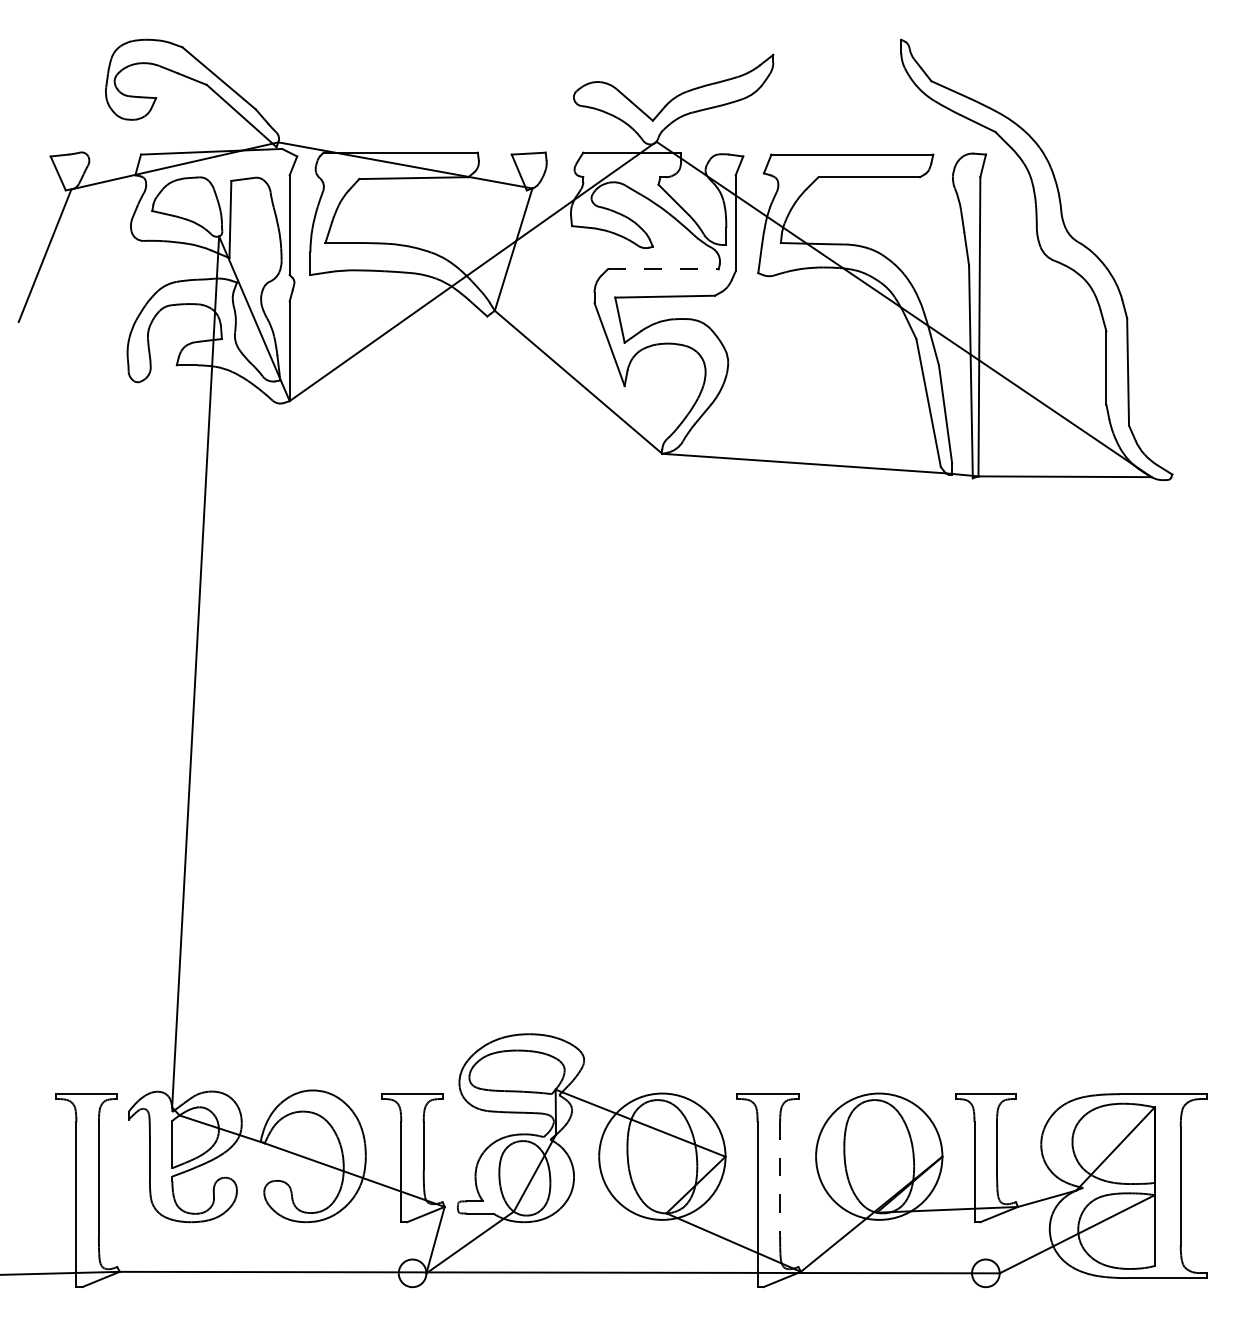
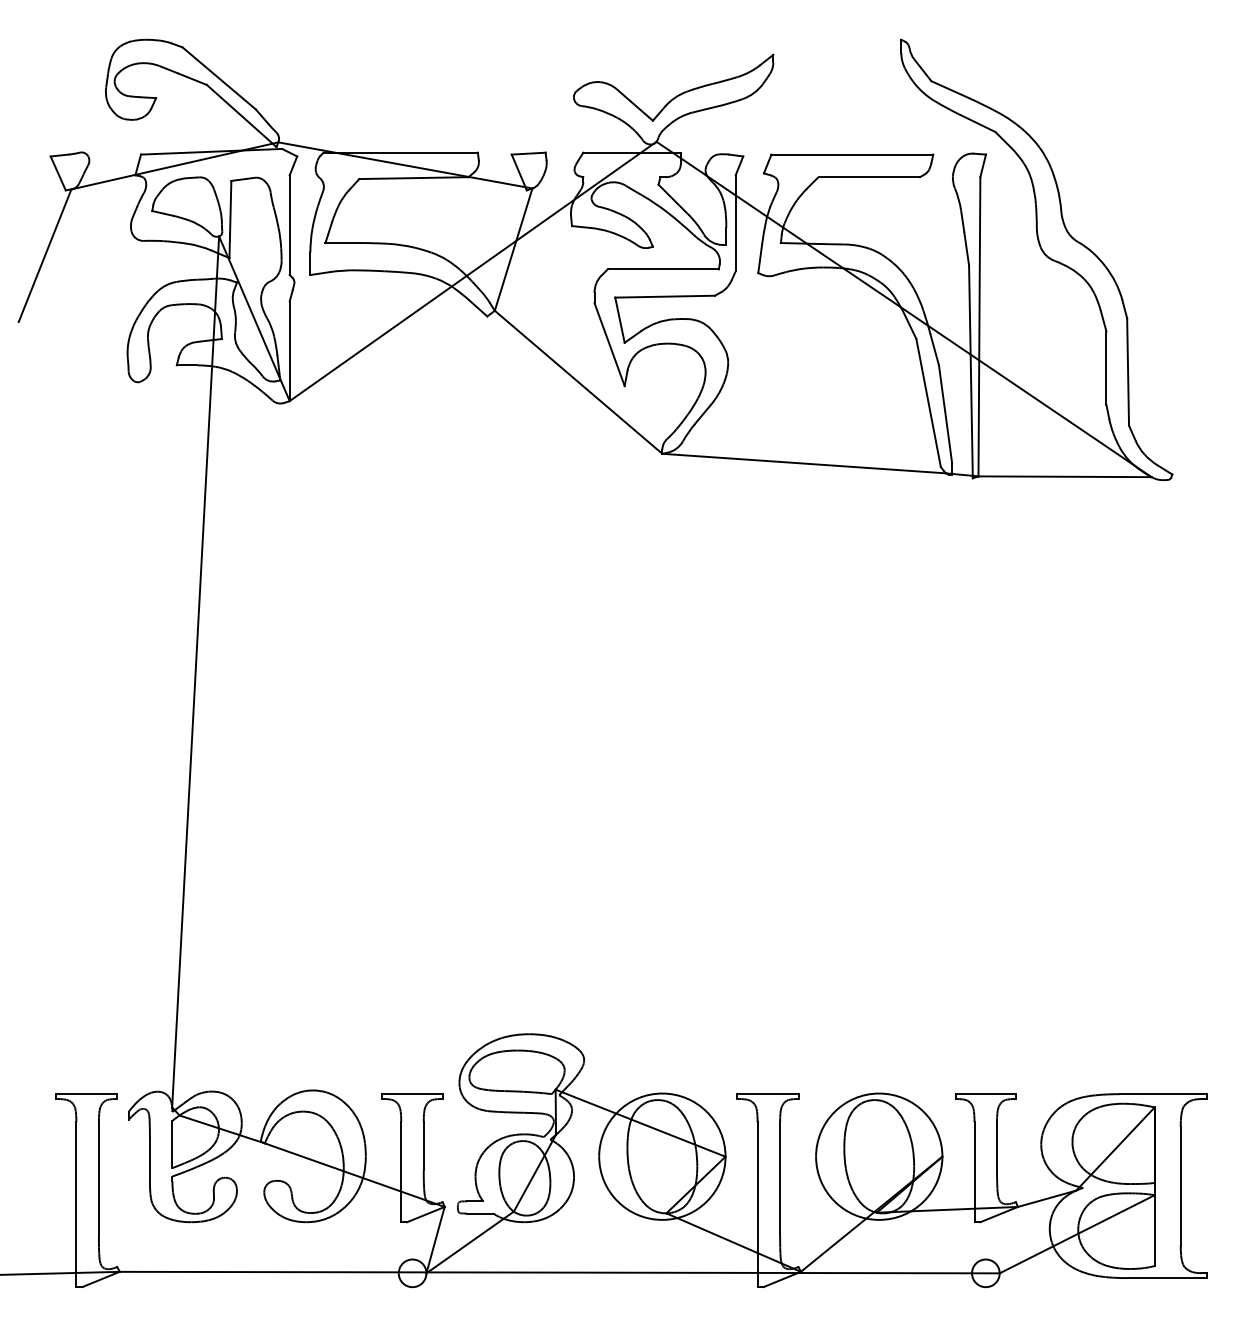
line: dashed -> solid (663, 269)
line: dashed -> solid (780, 1179)
